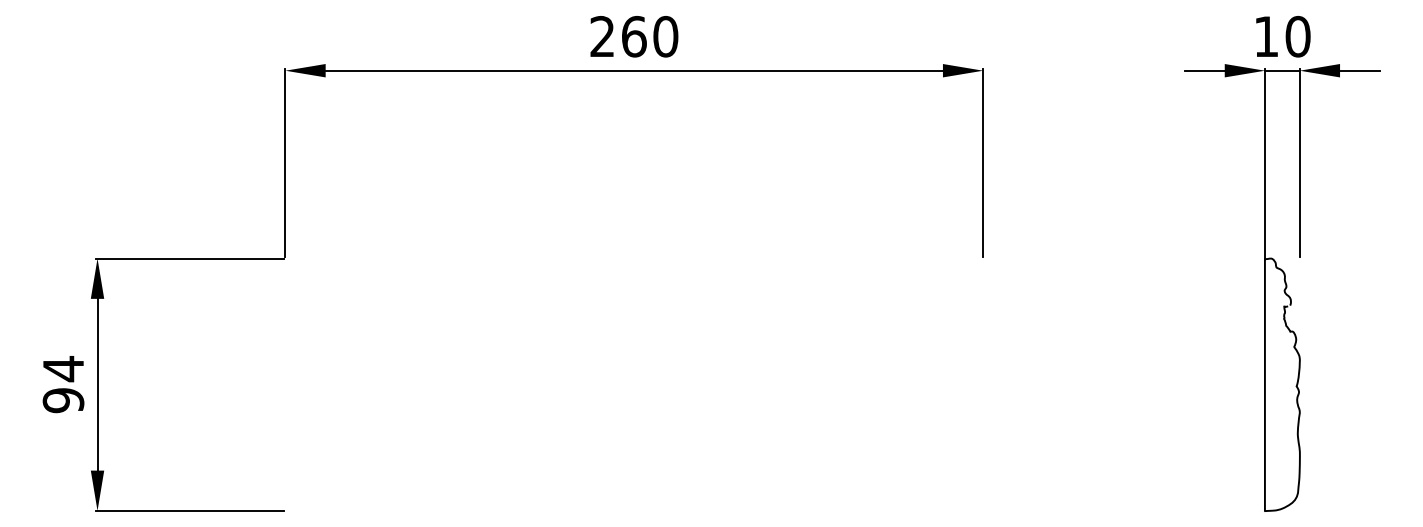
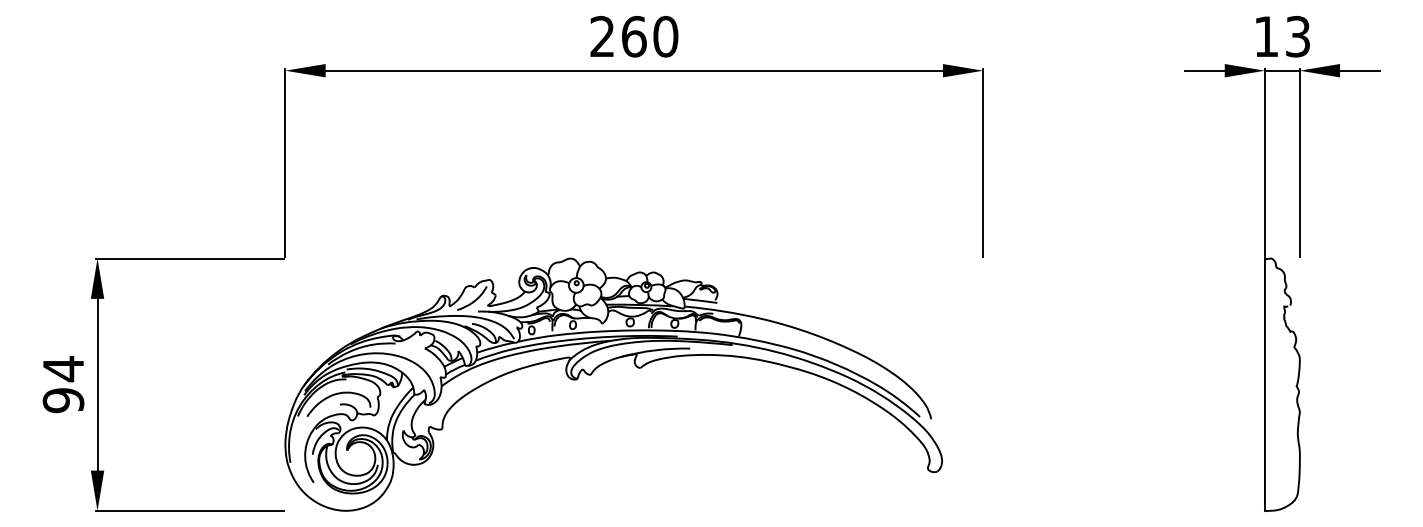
text: 10 -> 13 (1297, 36)
part: none -> present (602, 365)
